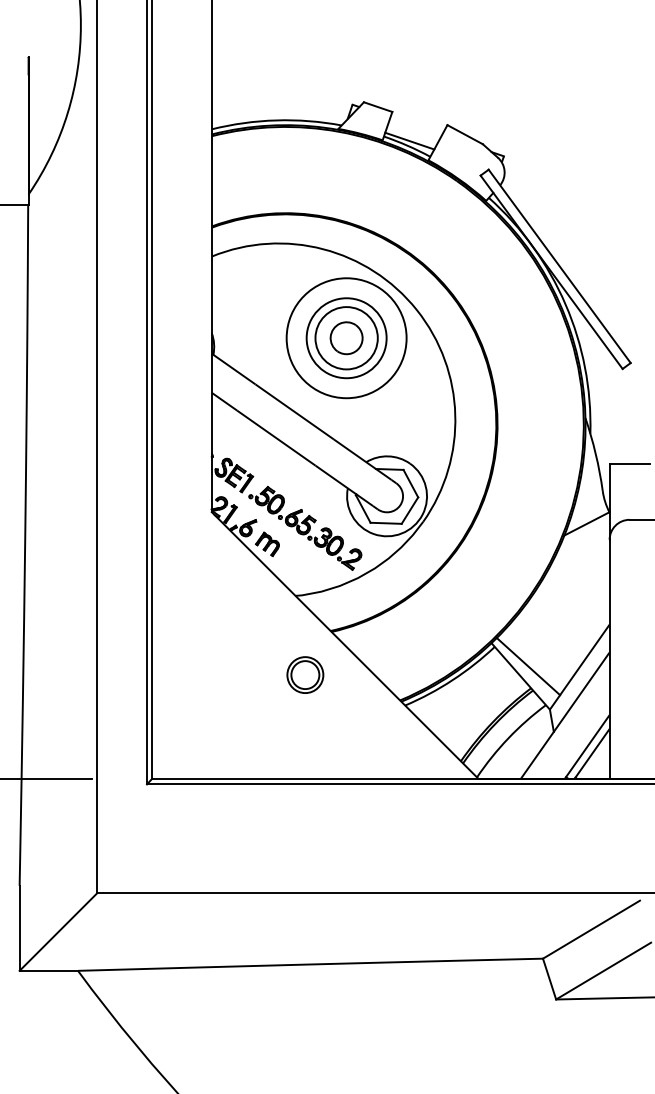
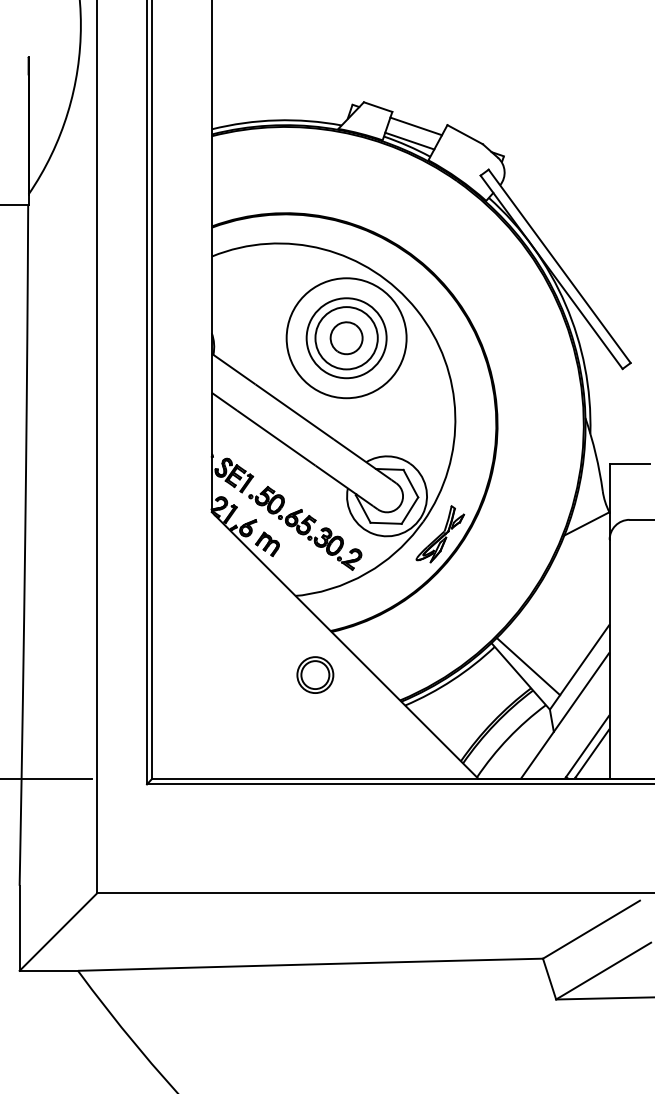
line: none -> present (416, 126)
part: none -> present (440, 534)
part position: (305, 674) -> (315, 674) (315, 674)
